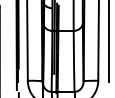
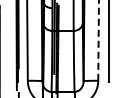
line: solid -> dashed (98, 40)
